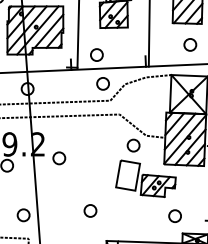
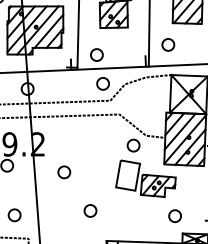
part position: (190, 44) -> (168, 44) (168, 44)
part position: (59, 158) -> (64, 172) (64, 172)
part position: (23, 215) -> (14, 215) (14, 215)
